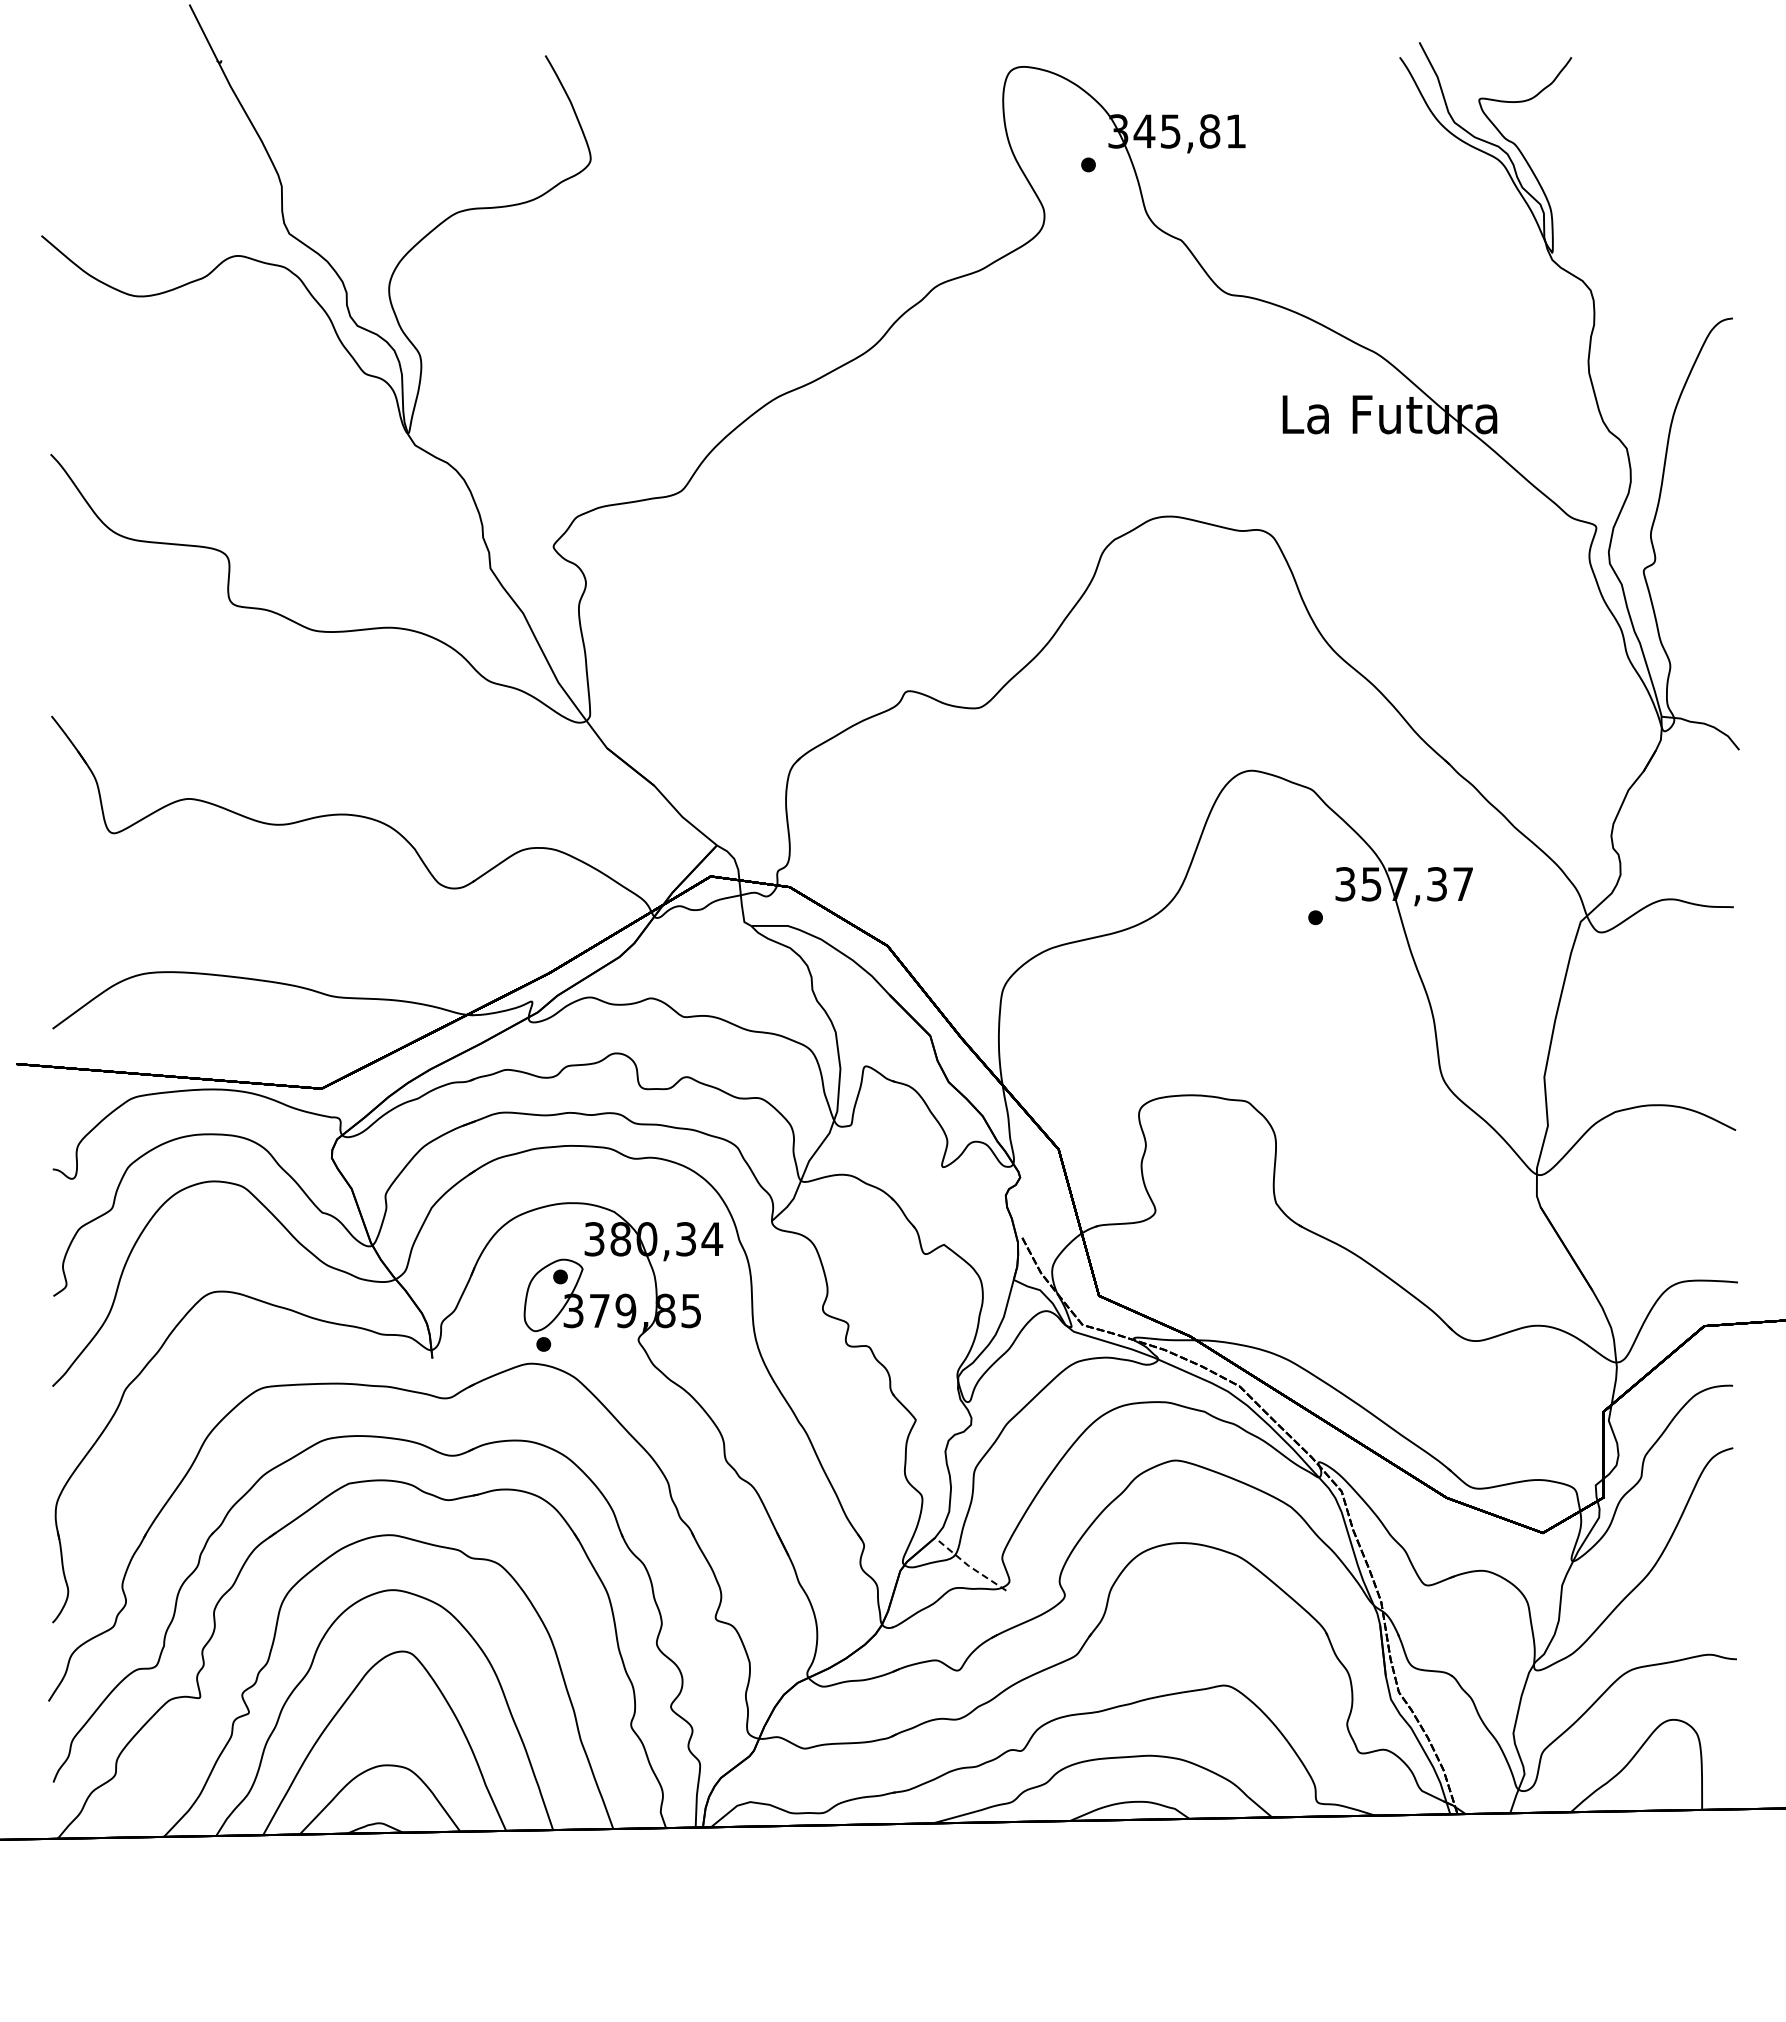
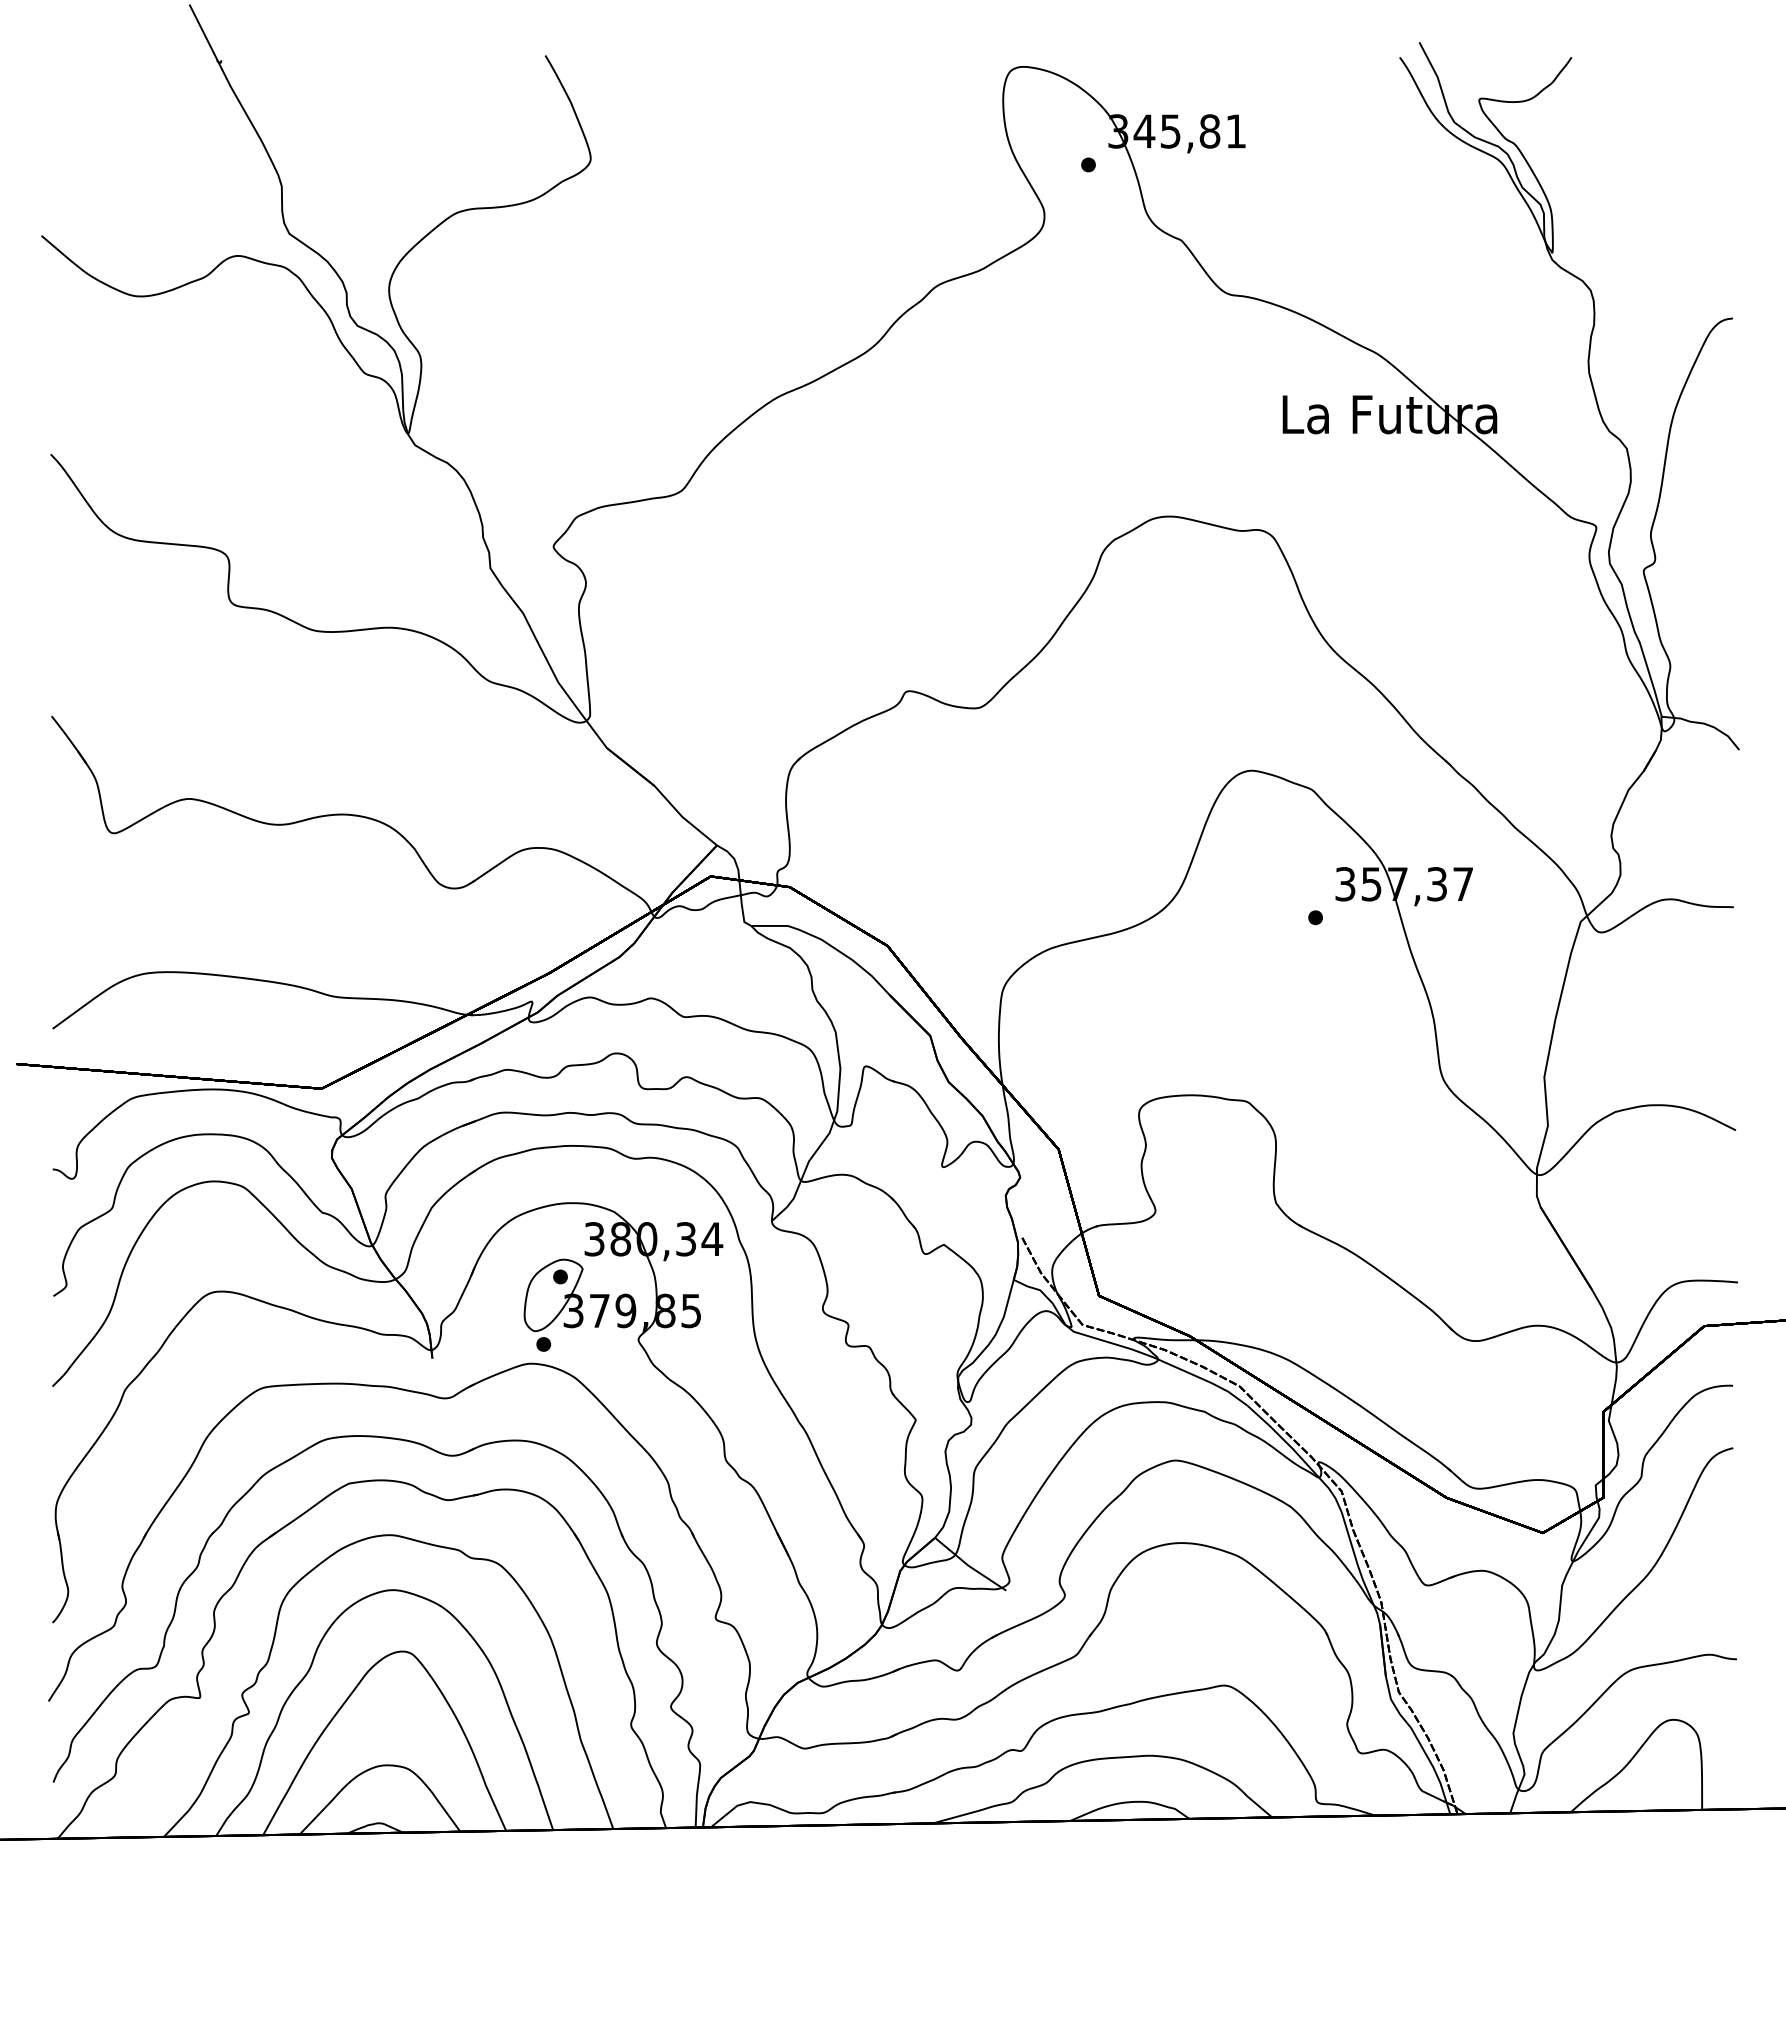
line: dashed -> solid (968, 1565)
